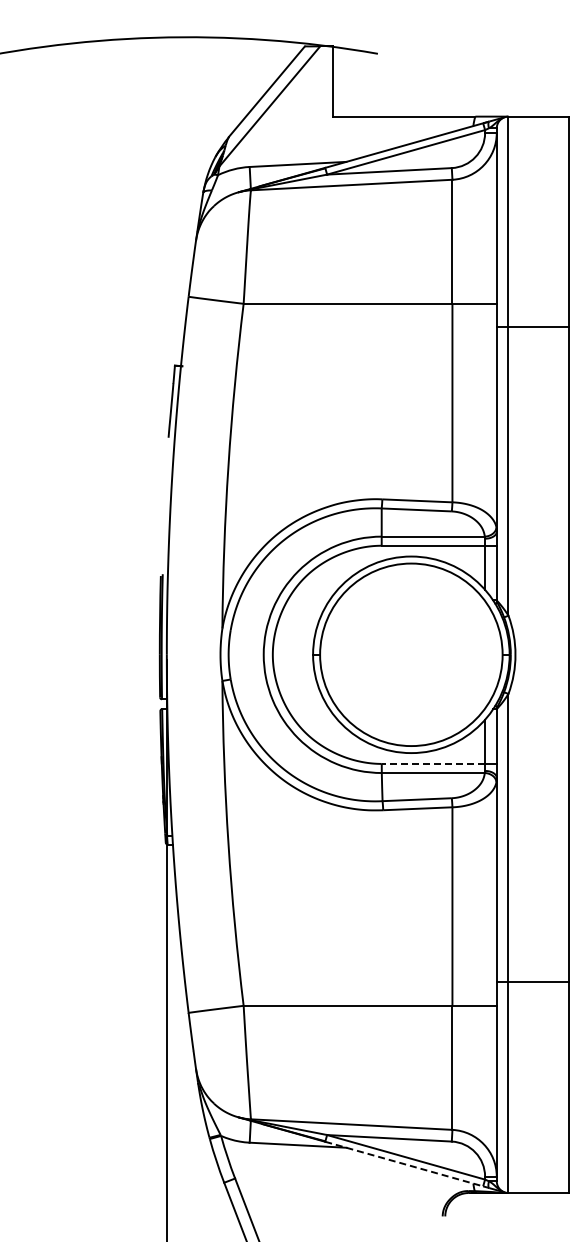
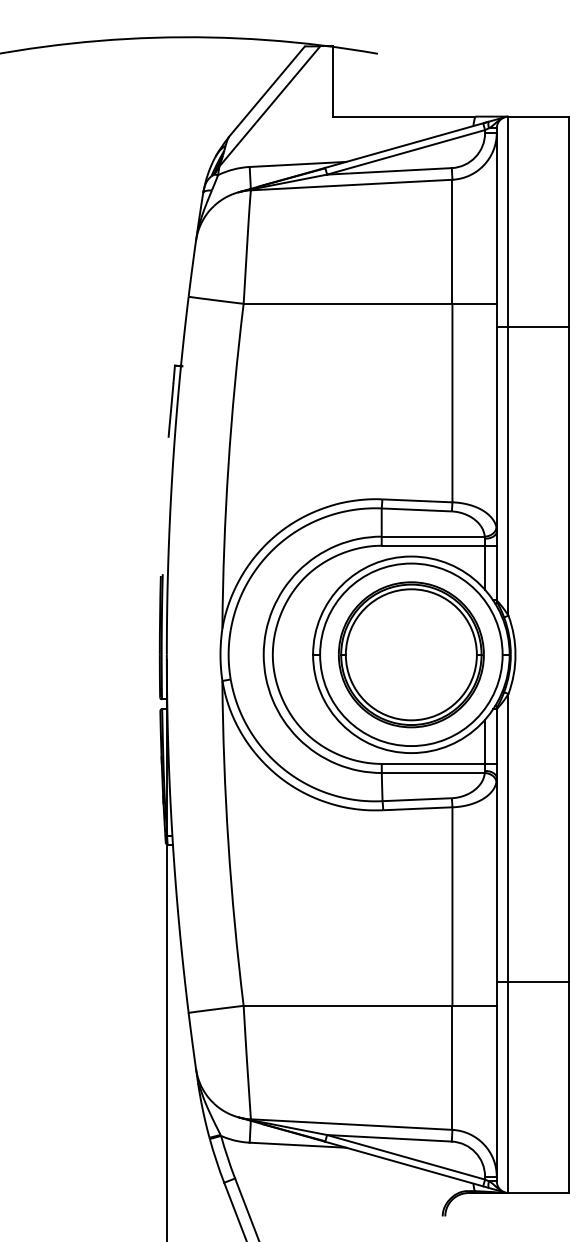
part: none -> present (411, 654)
line: dashed -> solid (433, 763)
line: dashed -> solid (404, 1164)
